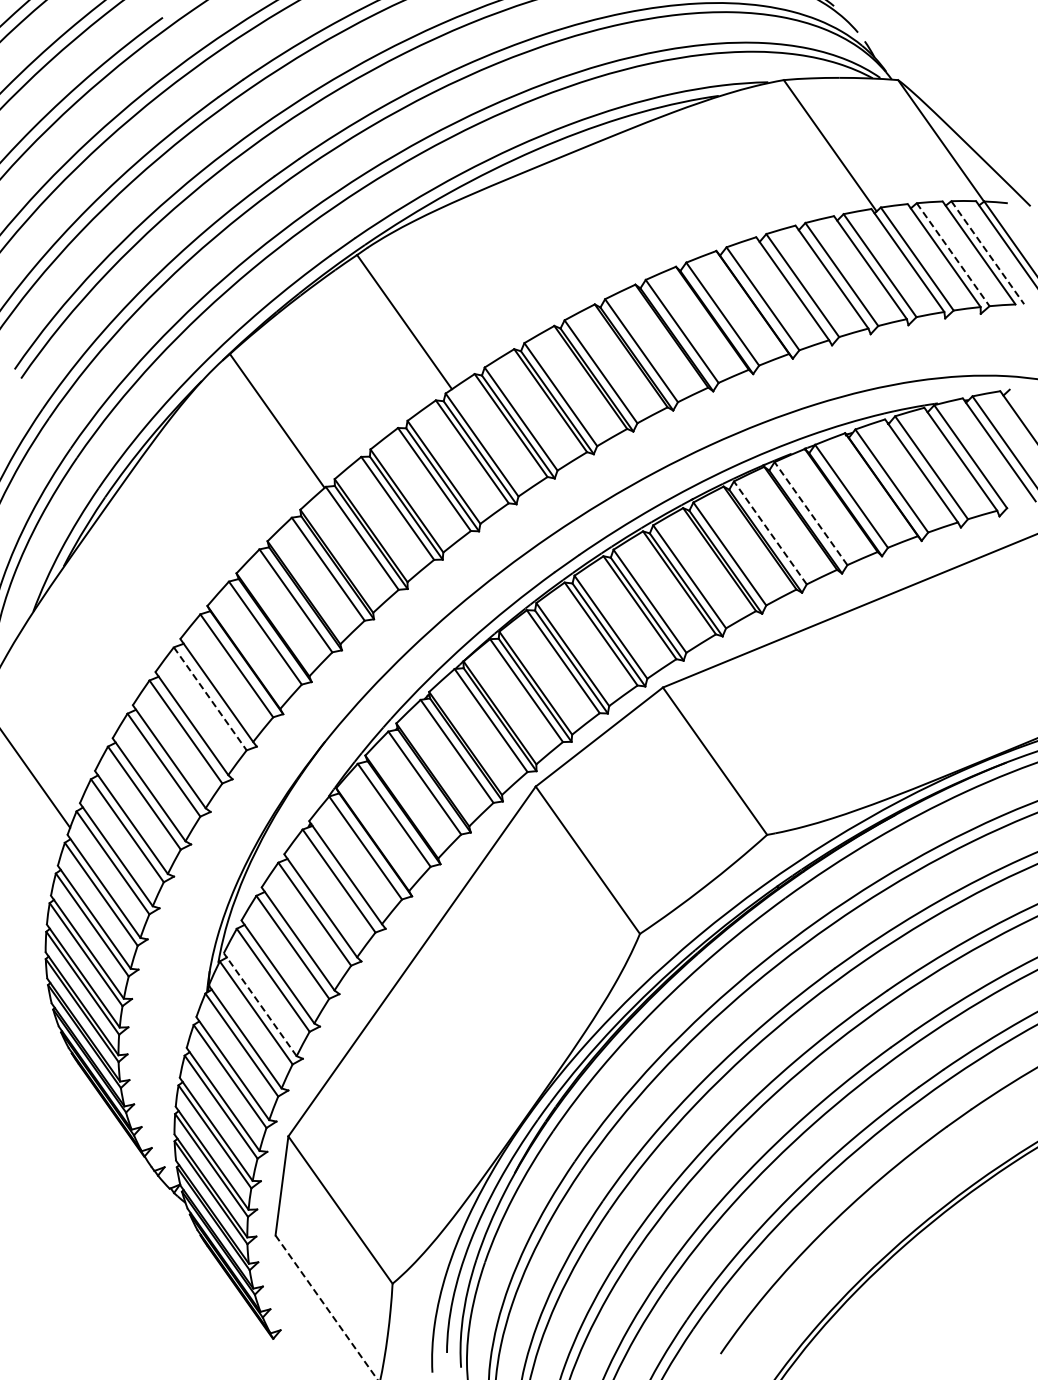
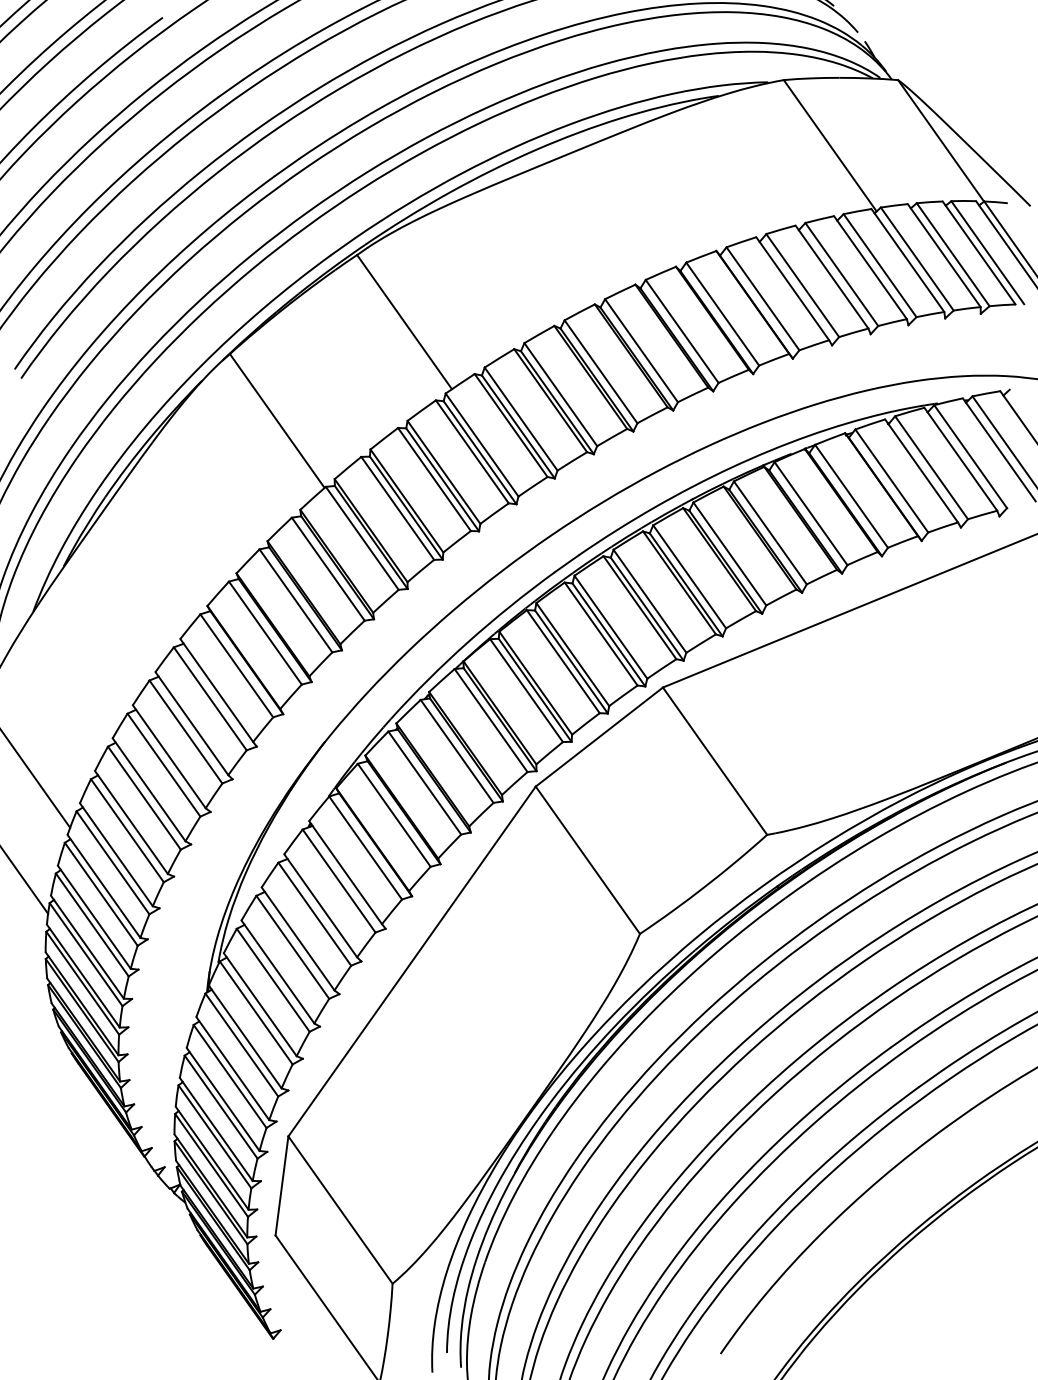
line: dashed -> solid (988, 253)
line: dashed -> solid (953, 255)
line: dashed -> solid (810, 513)
line: dashed -> solid (770, 532)
line: dashed -> solid (210, 699)
line: none -> present (25, 880)
line: dashed -> solid (259, 1004)
line: dashed -> solid (326, 1307)
